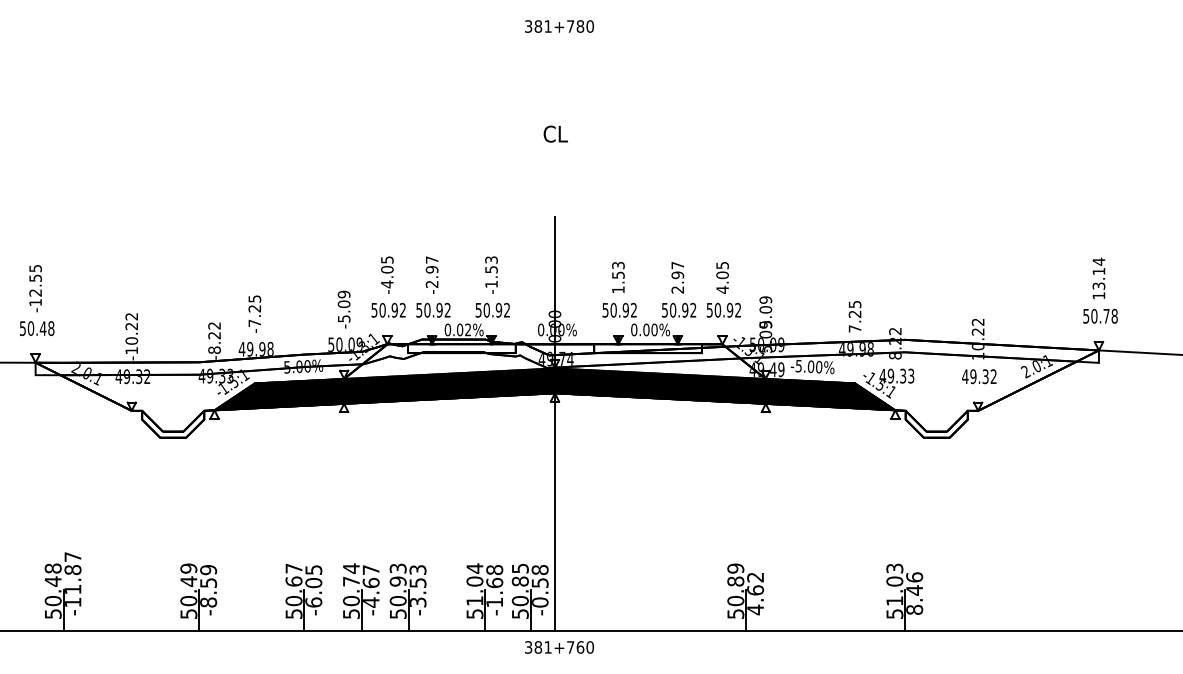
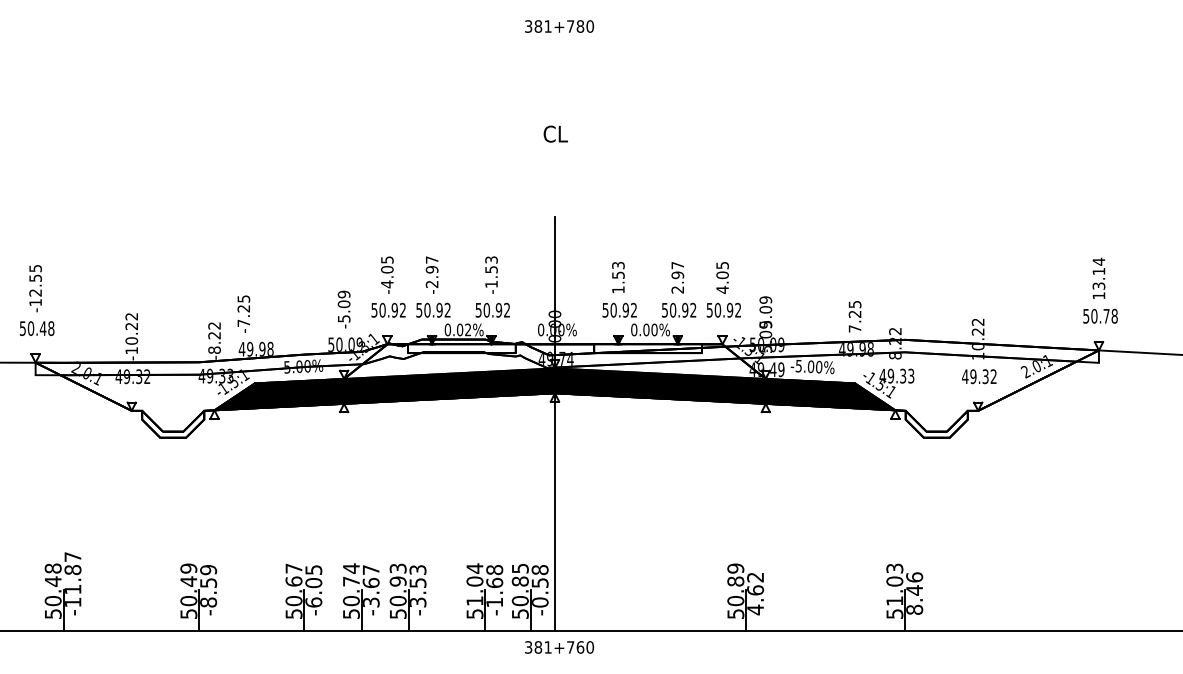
text position: (254, 313) -> (243, 313) (243, 313)
text: -4.67 -> -3.67 (371, 602)
